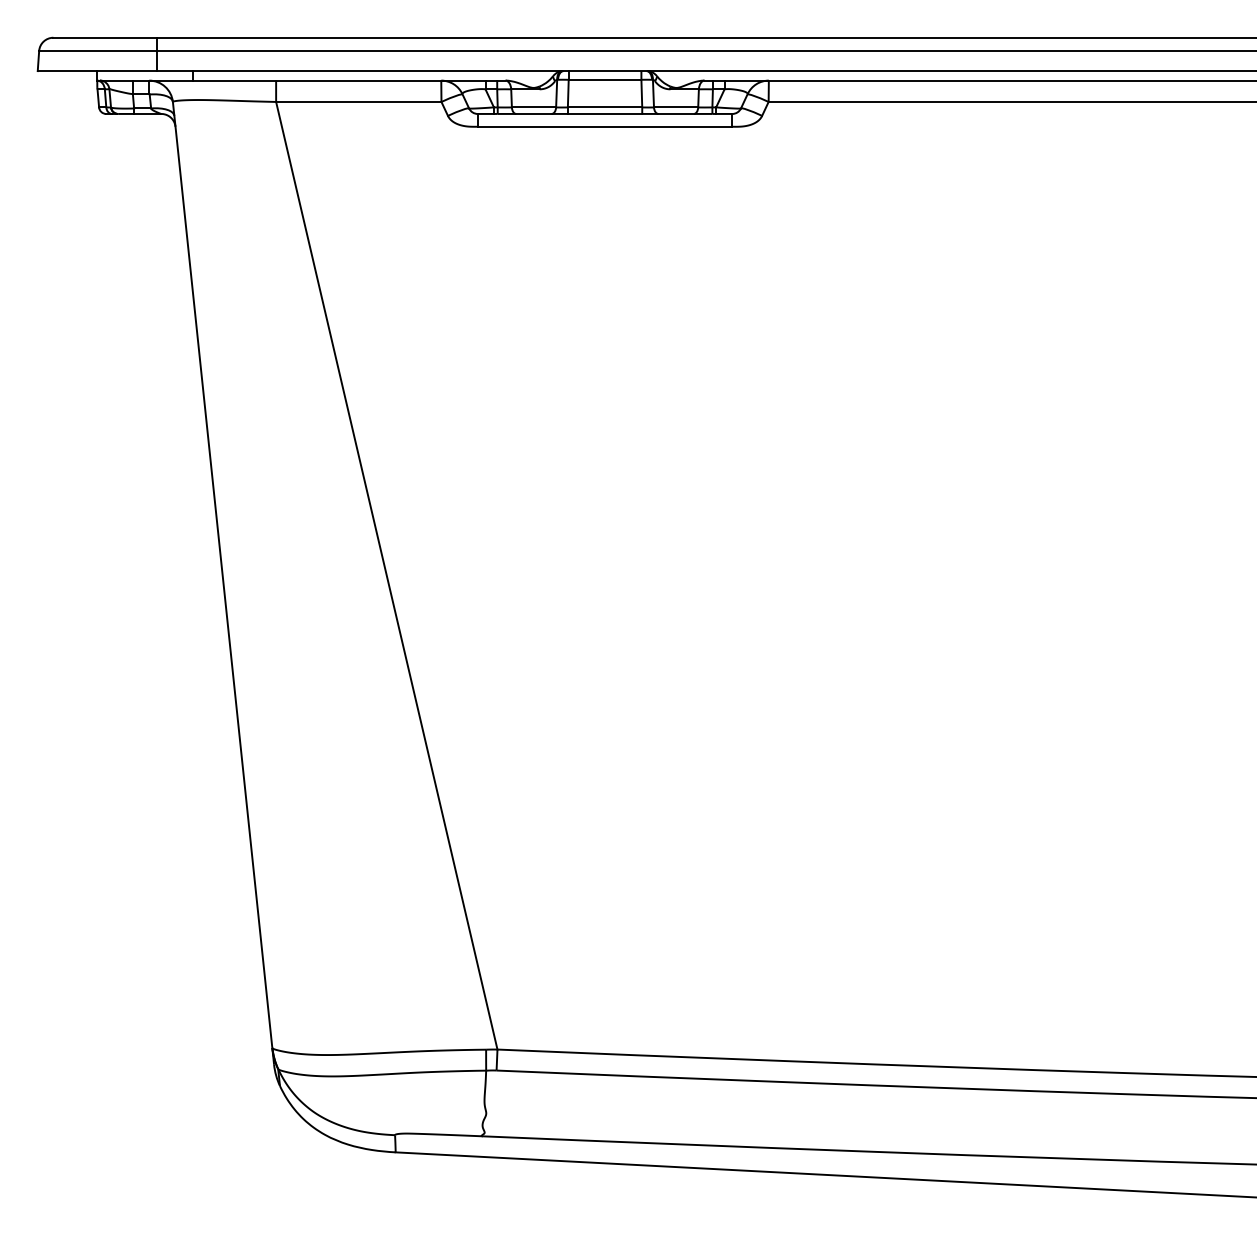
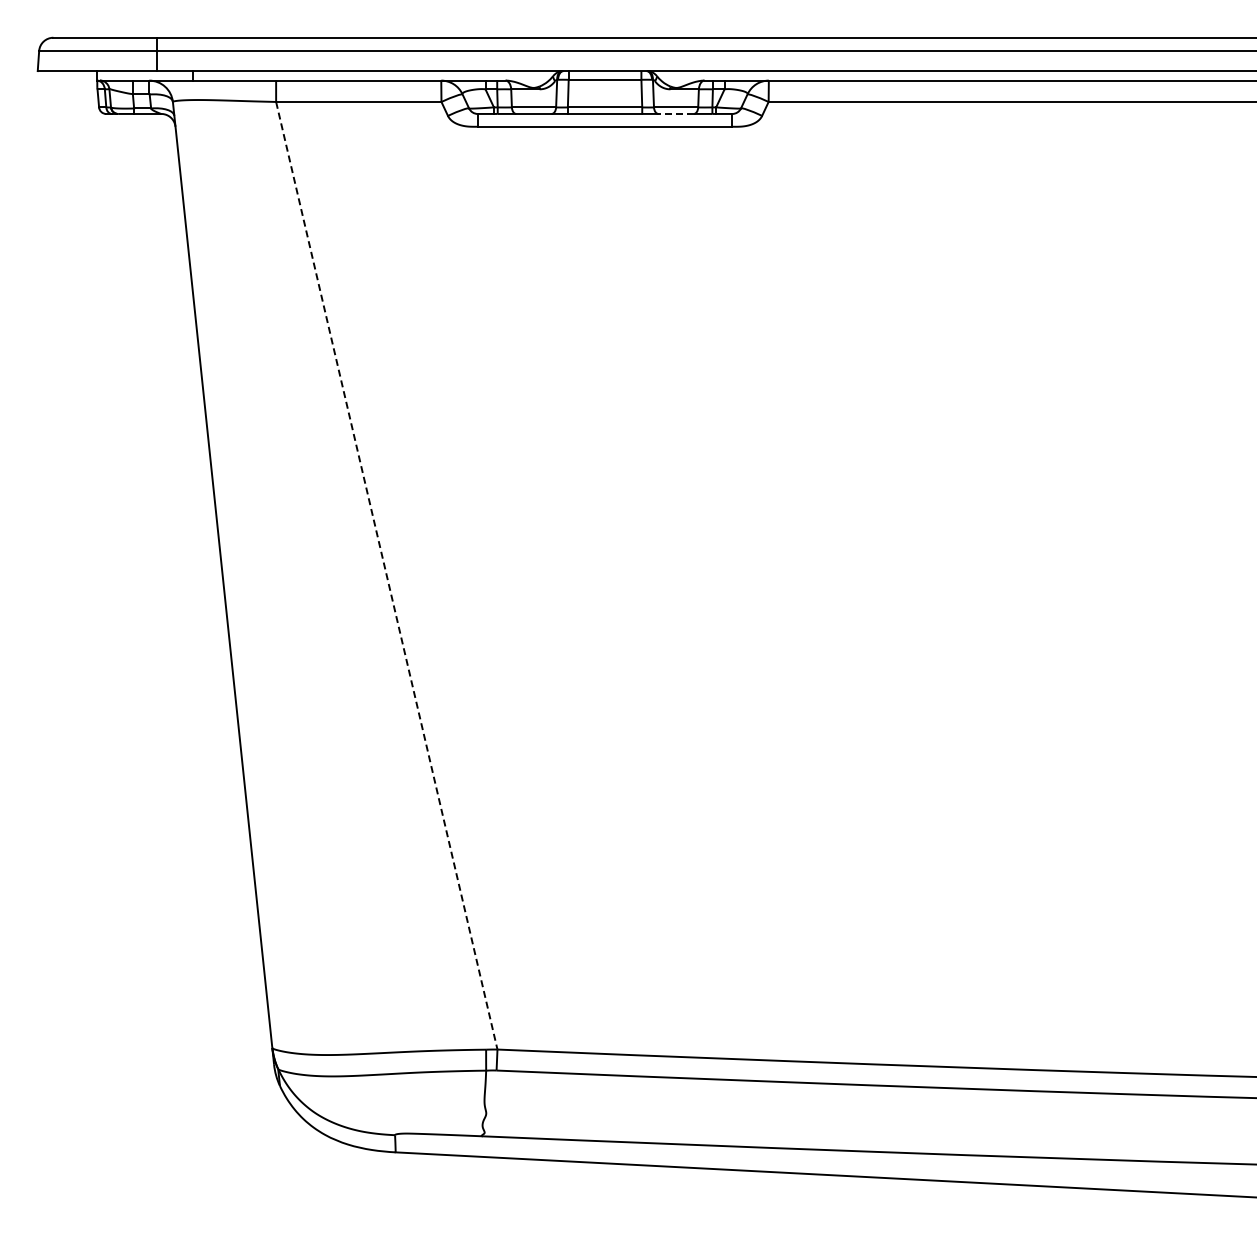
line: solid -> dashed (676, 113)
line: solid -> dashed (386, 575)
